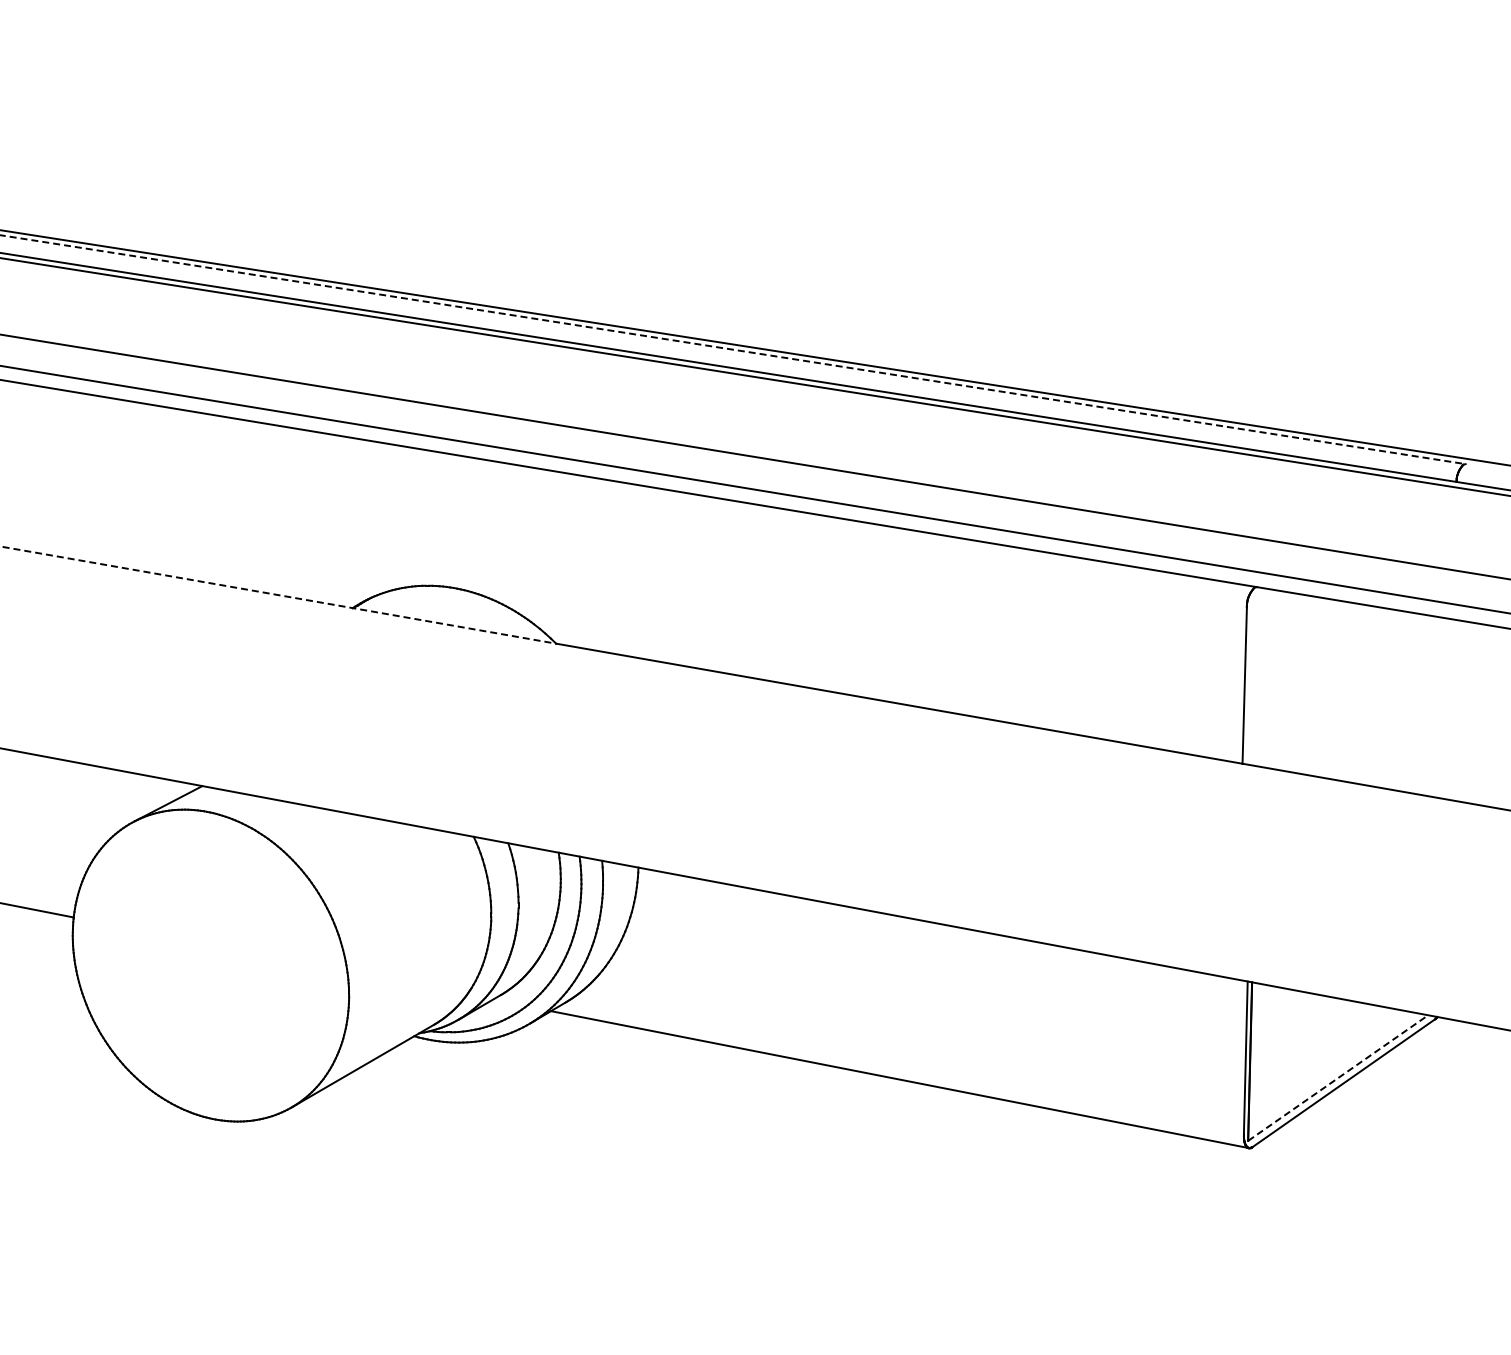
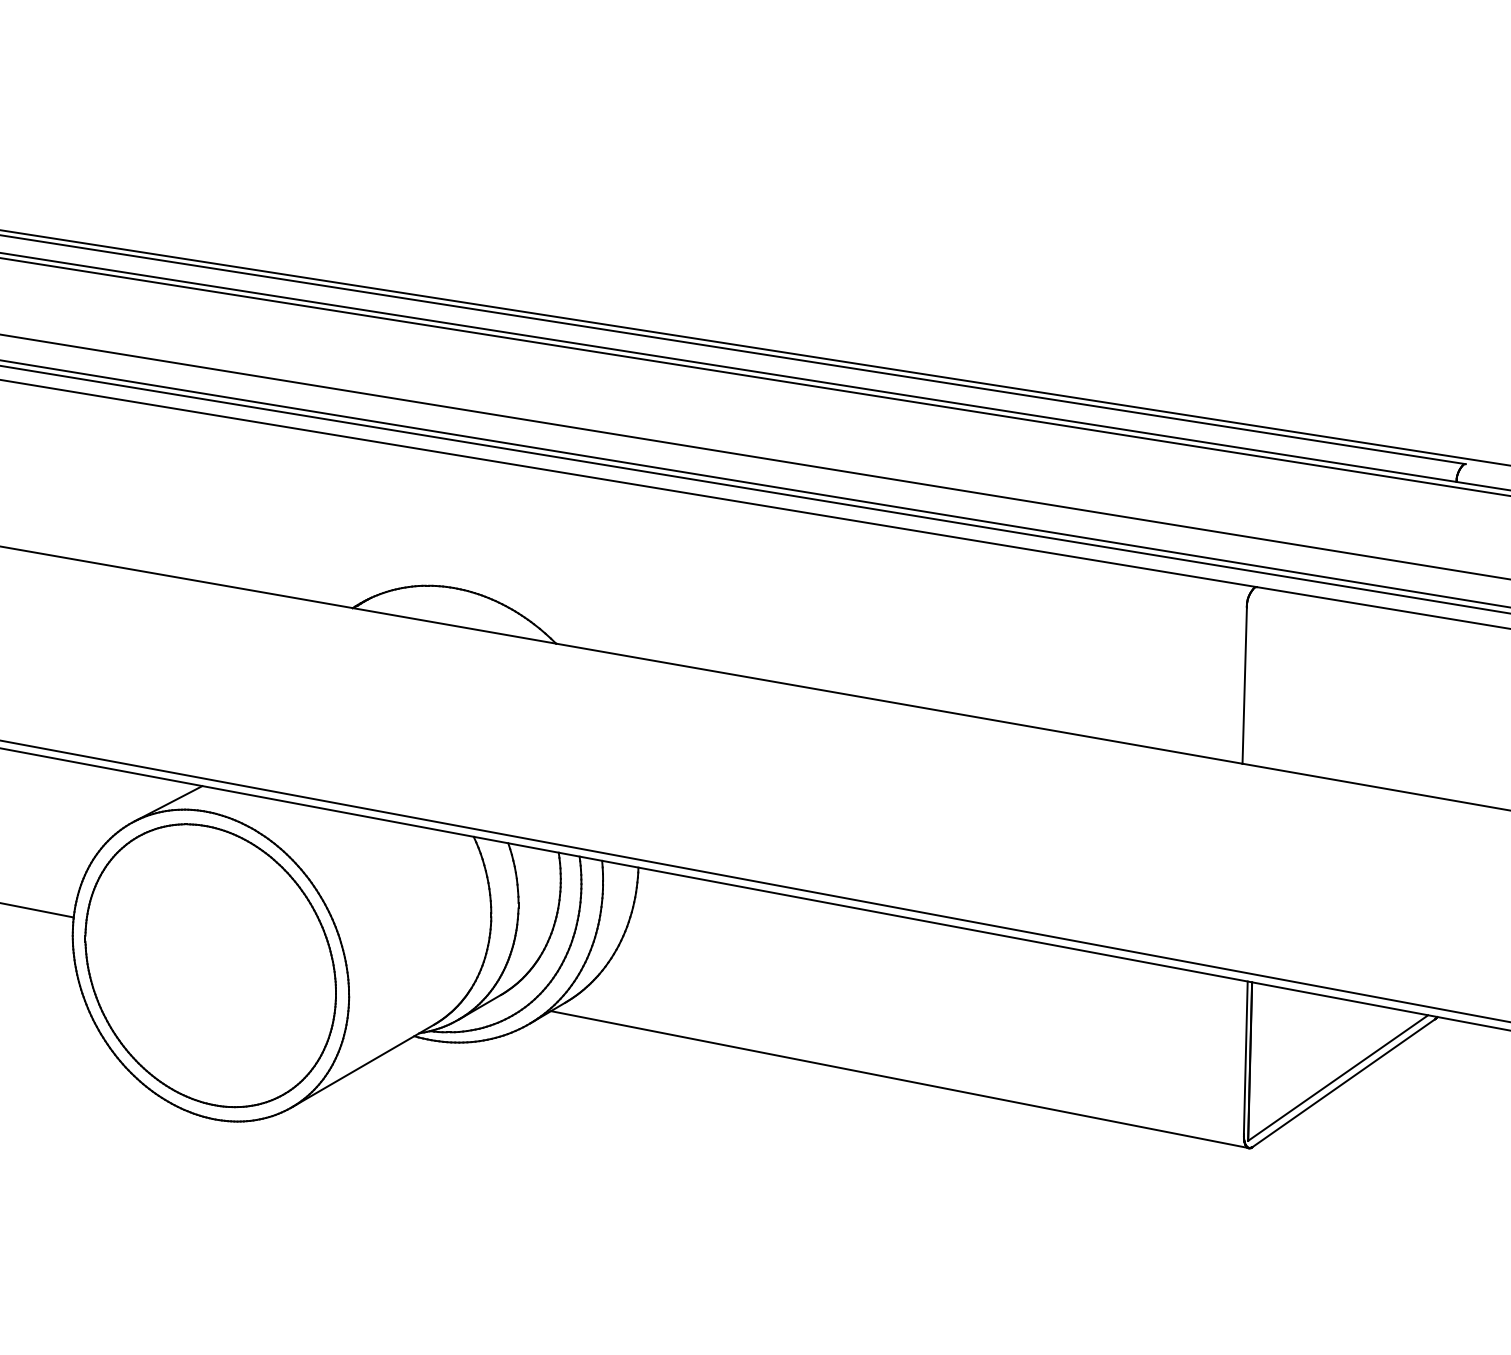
line: dashed -> solid (733, 349)
line: none -> present (754, 483)
line: dashed -> solid (278, 595)
line: none -> present (754, 881)
part: none -> present (210, 965)
line: dashed -> solid (1338, 1078)
